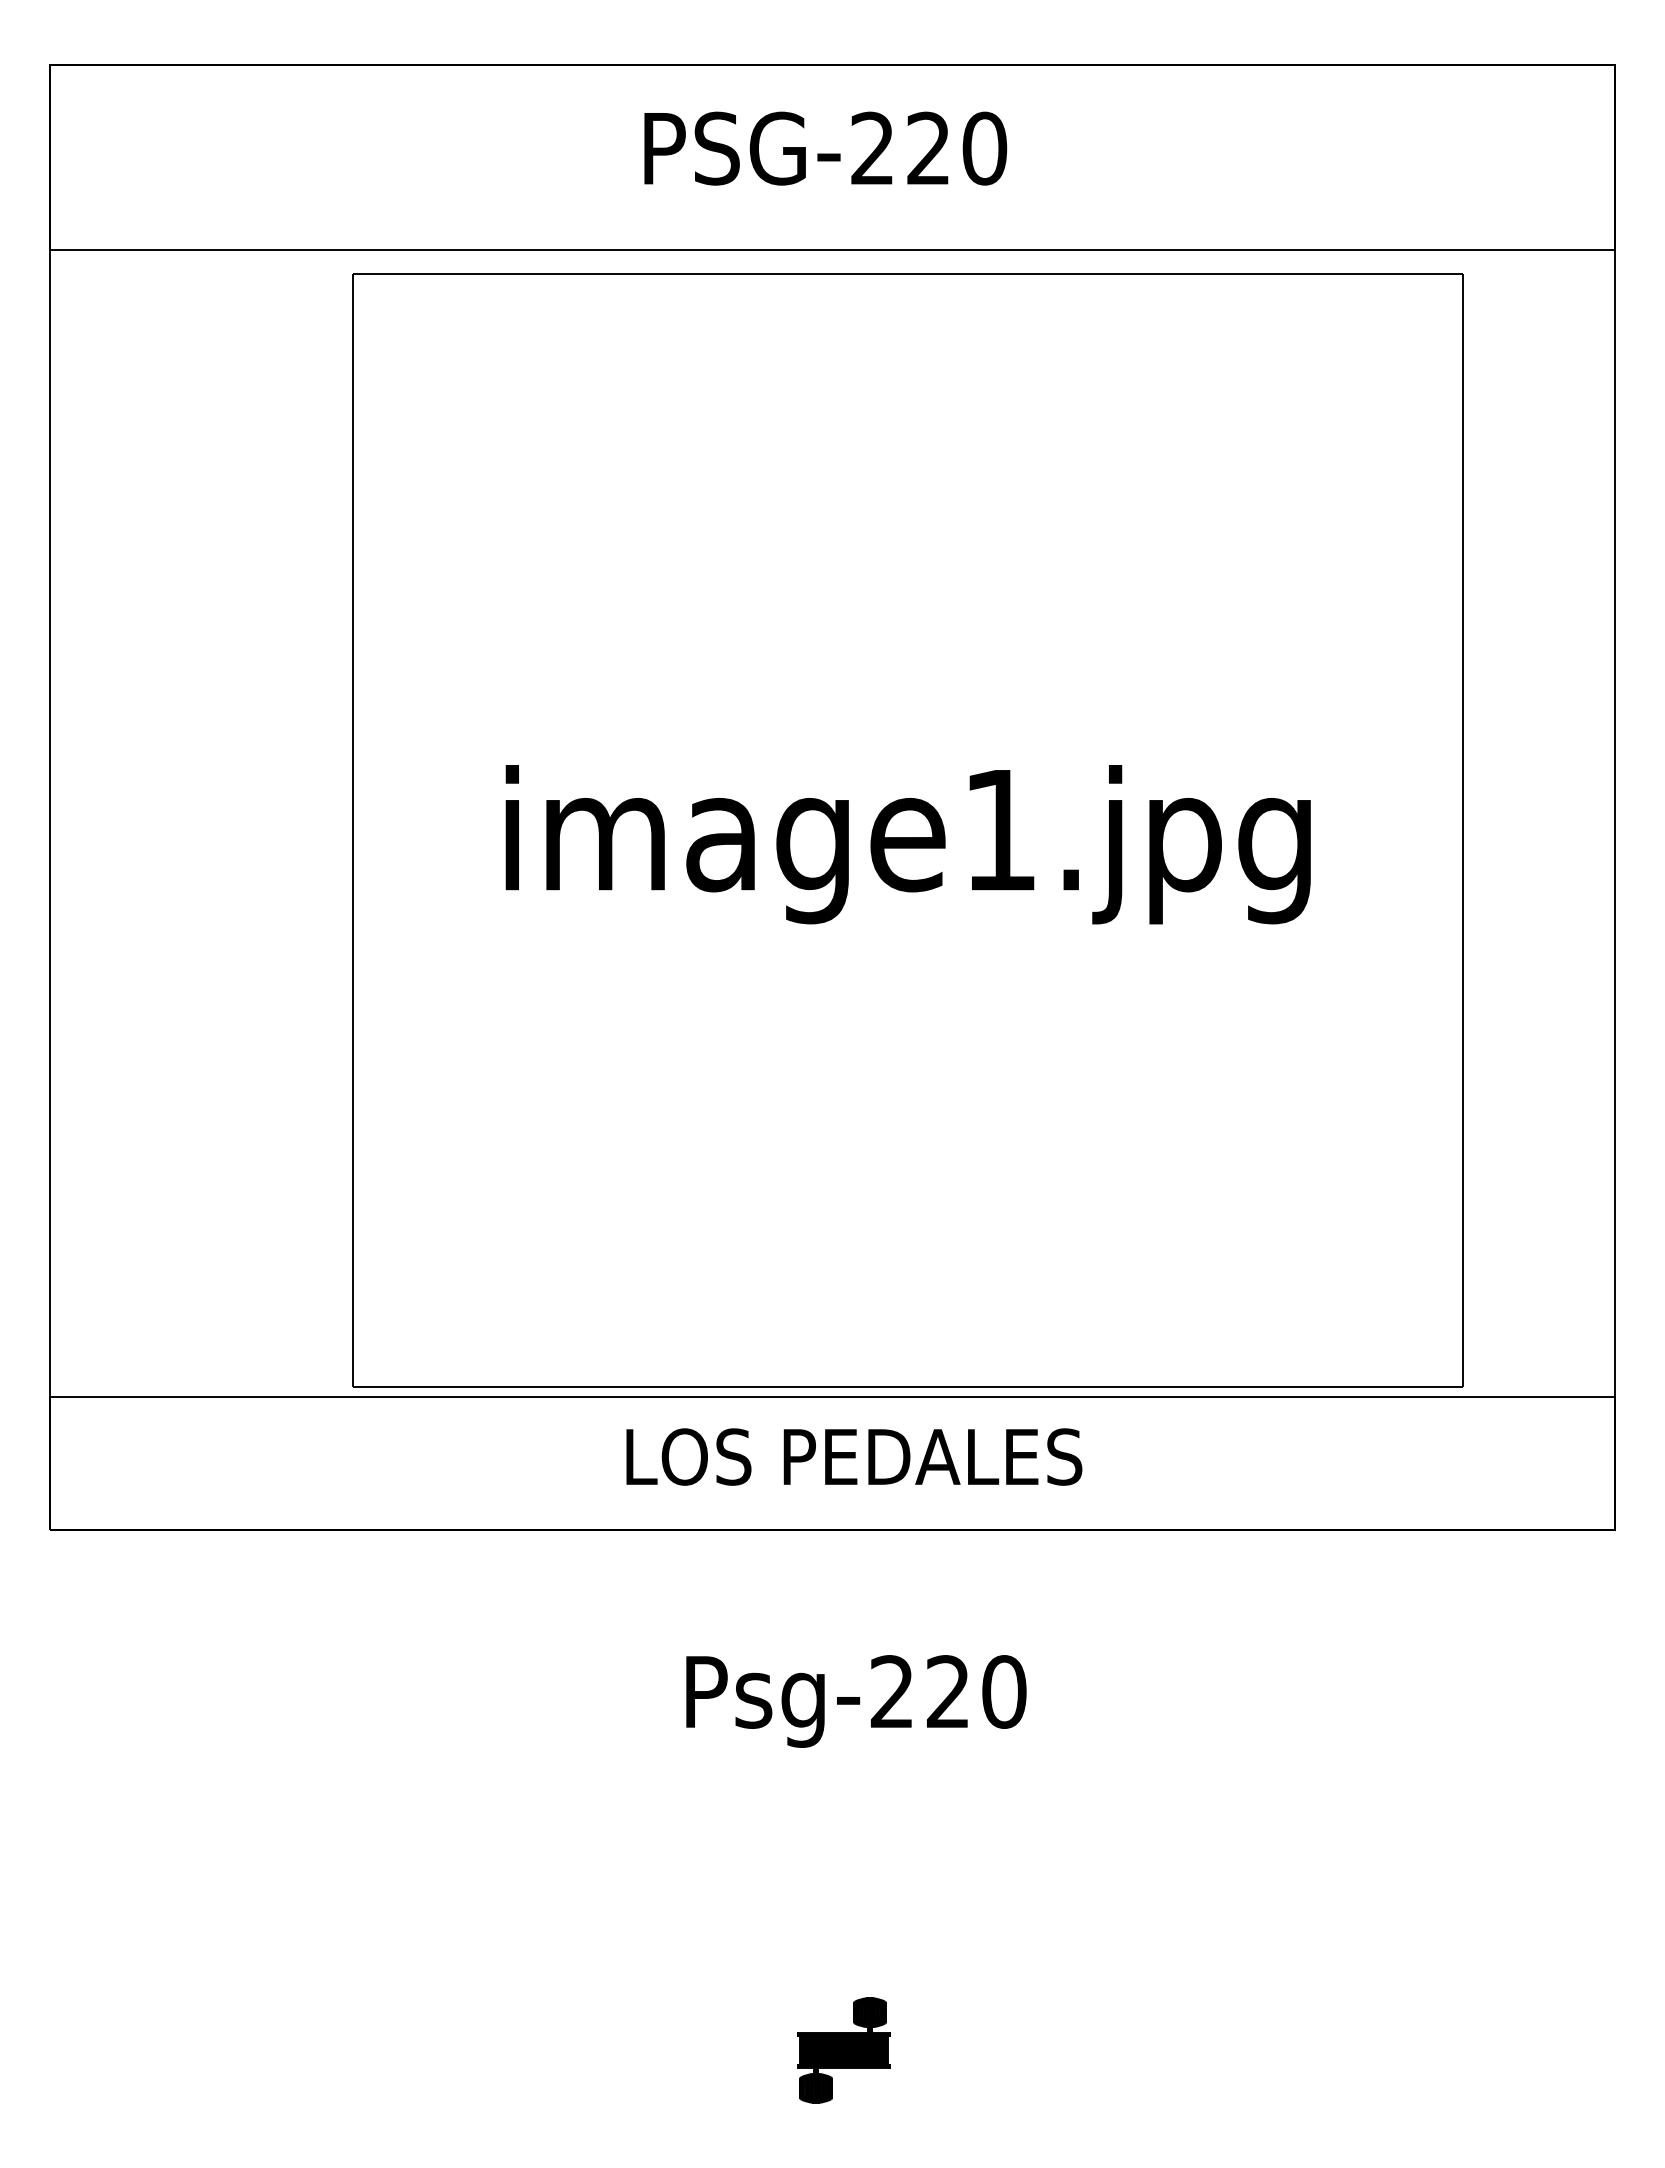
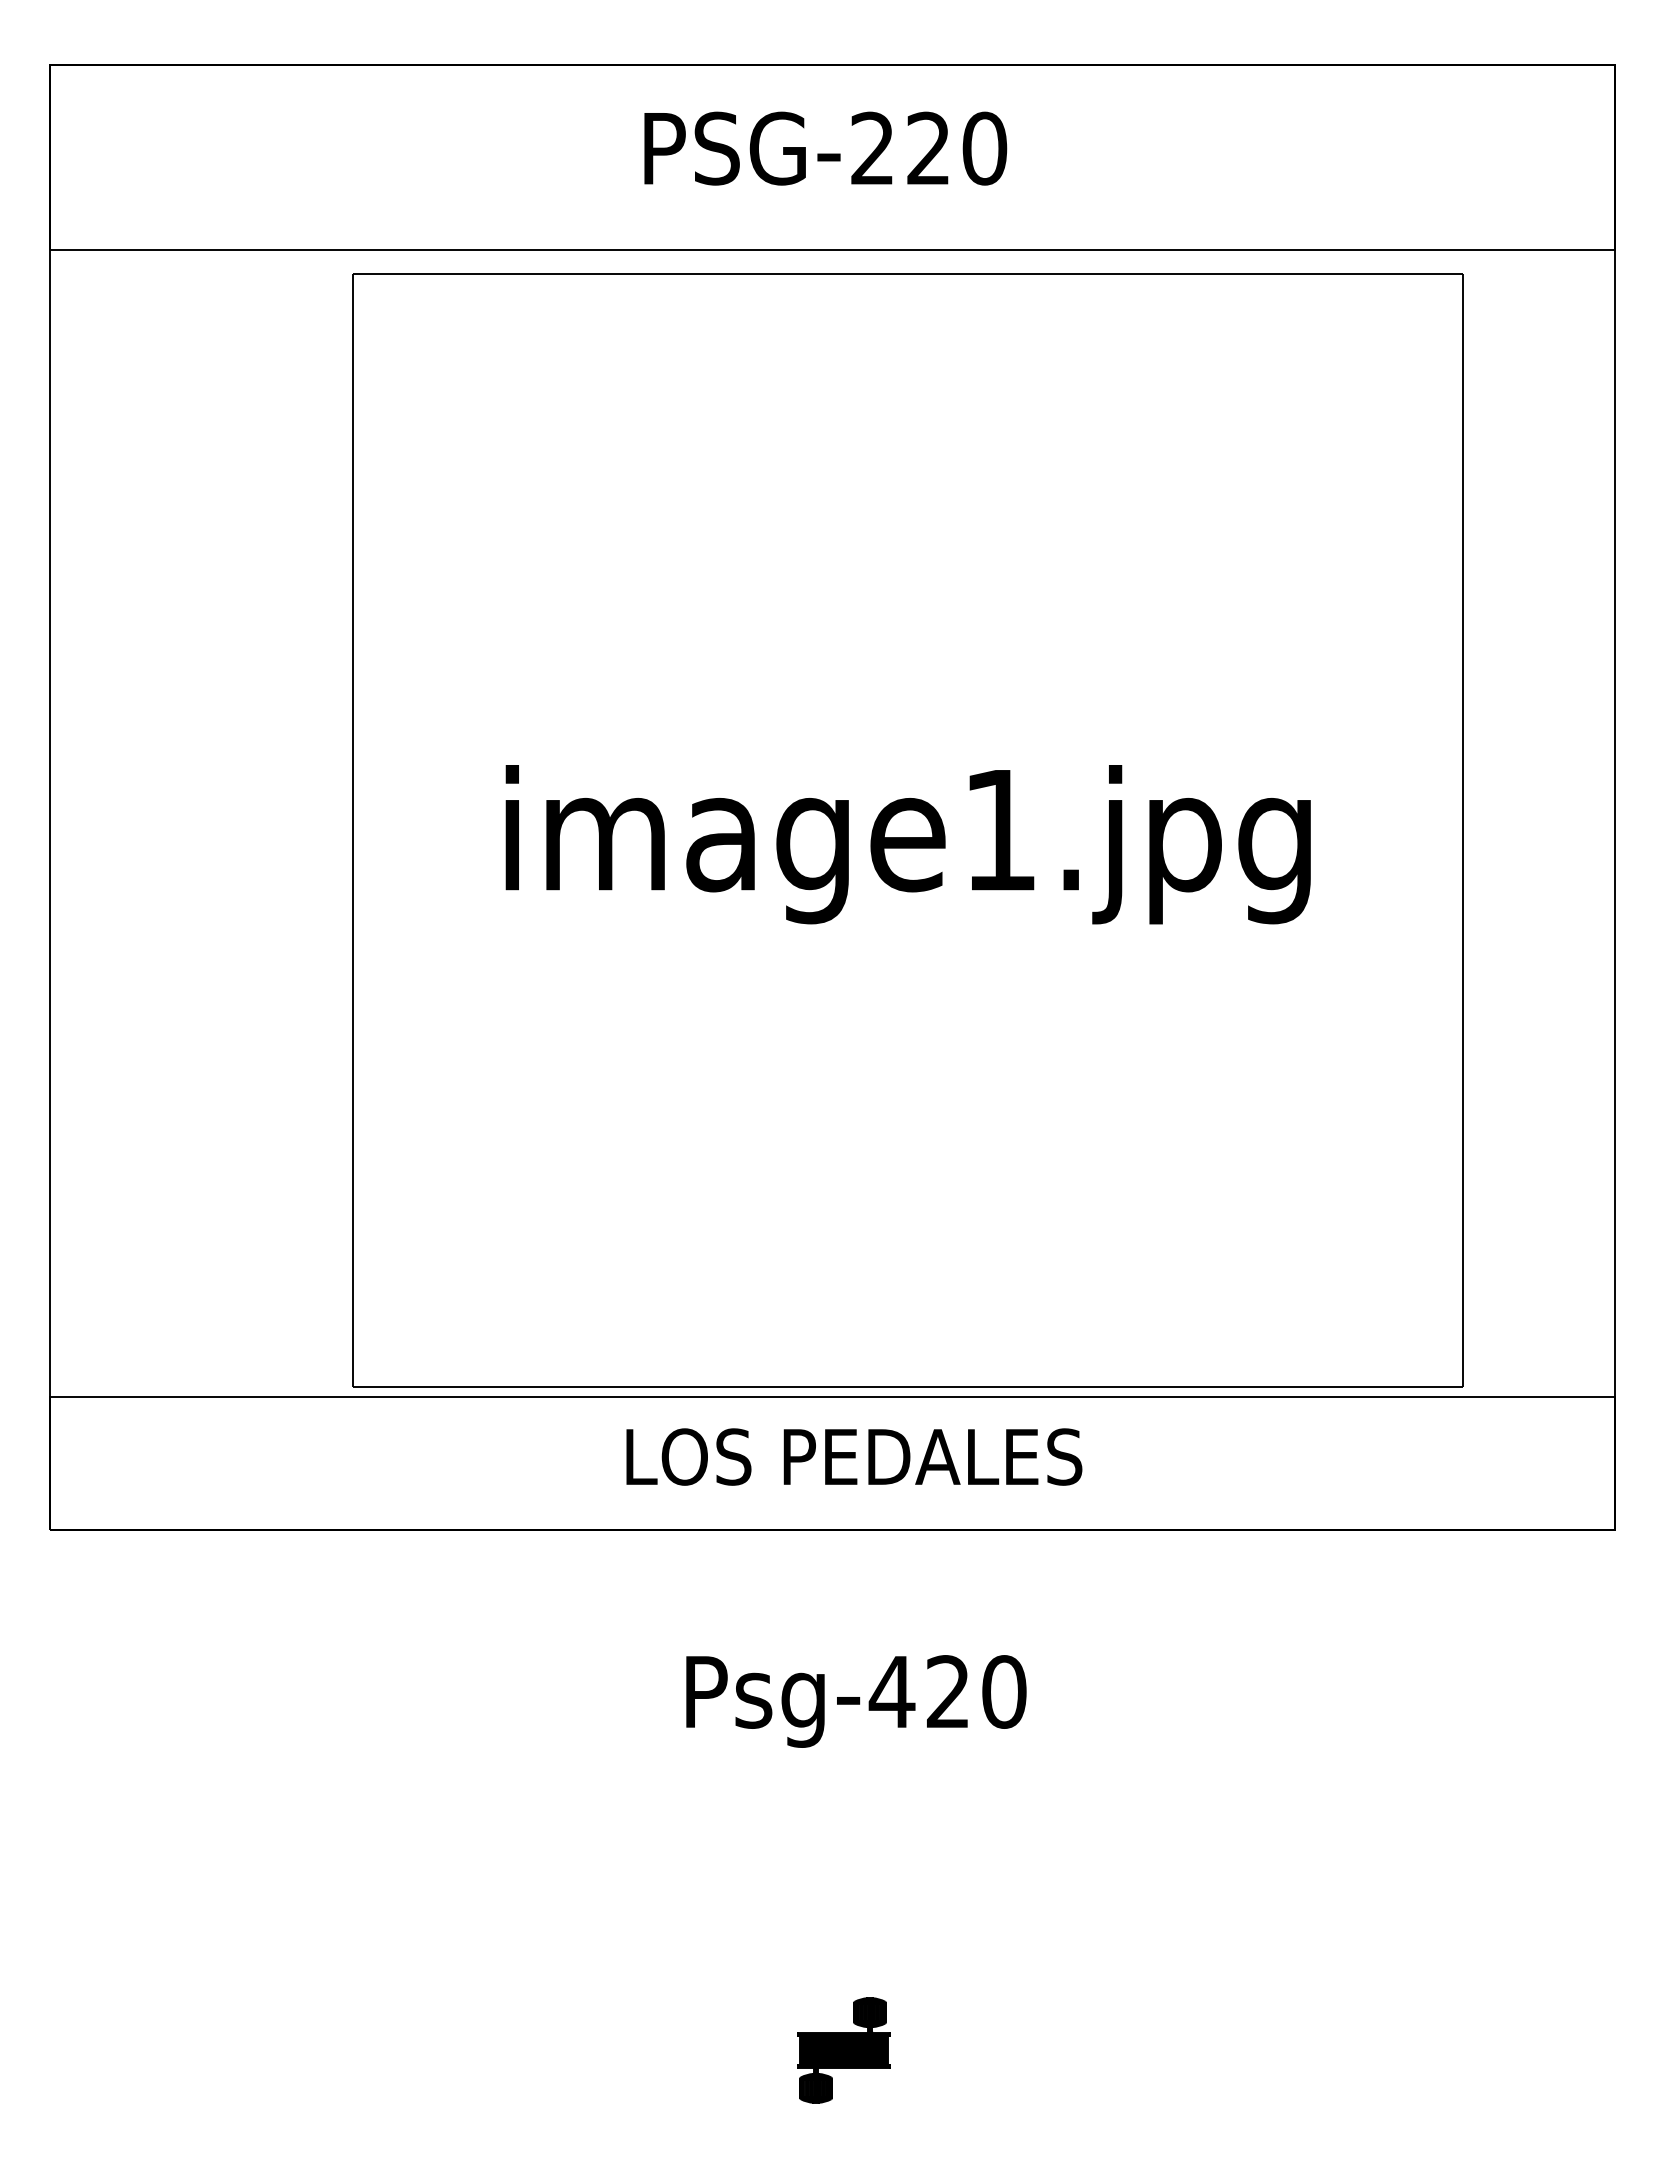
text: Psg-220 -> Psg-420 (891, 1691)
